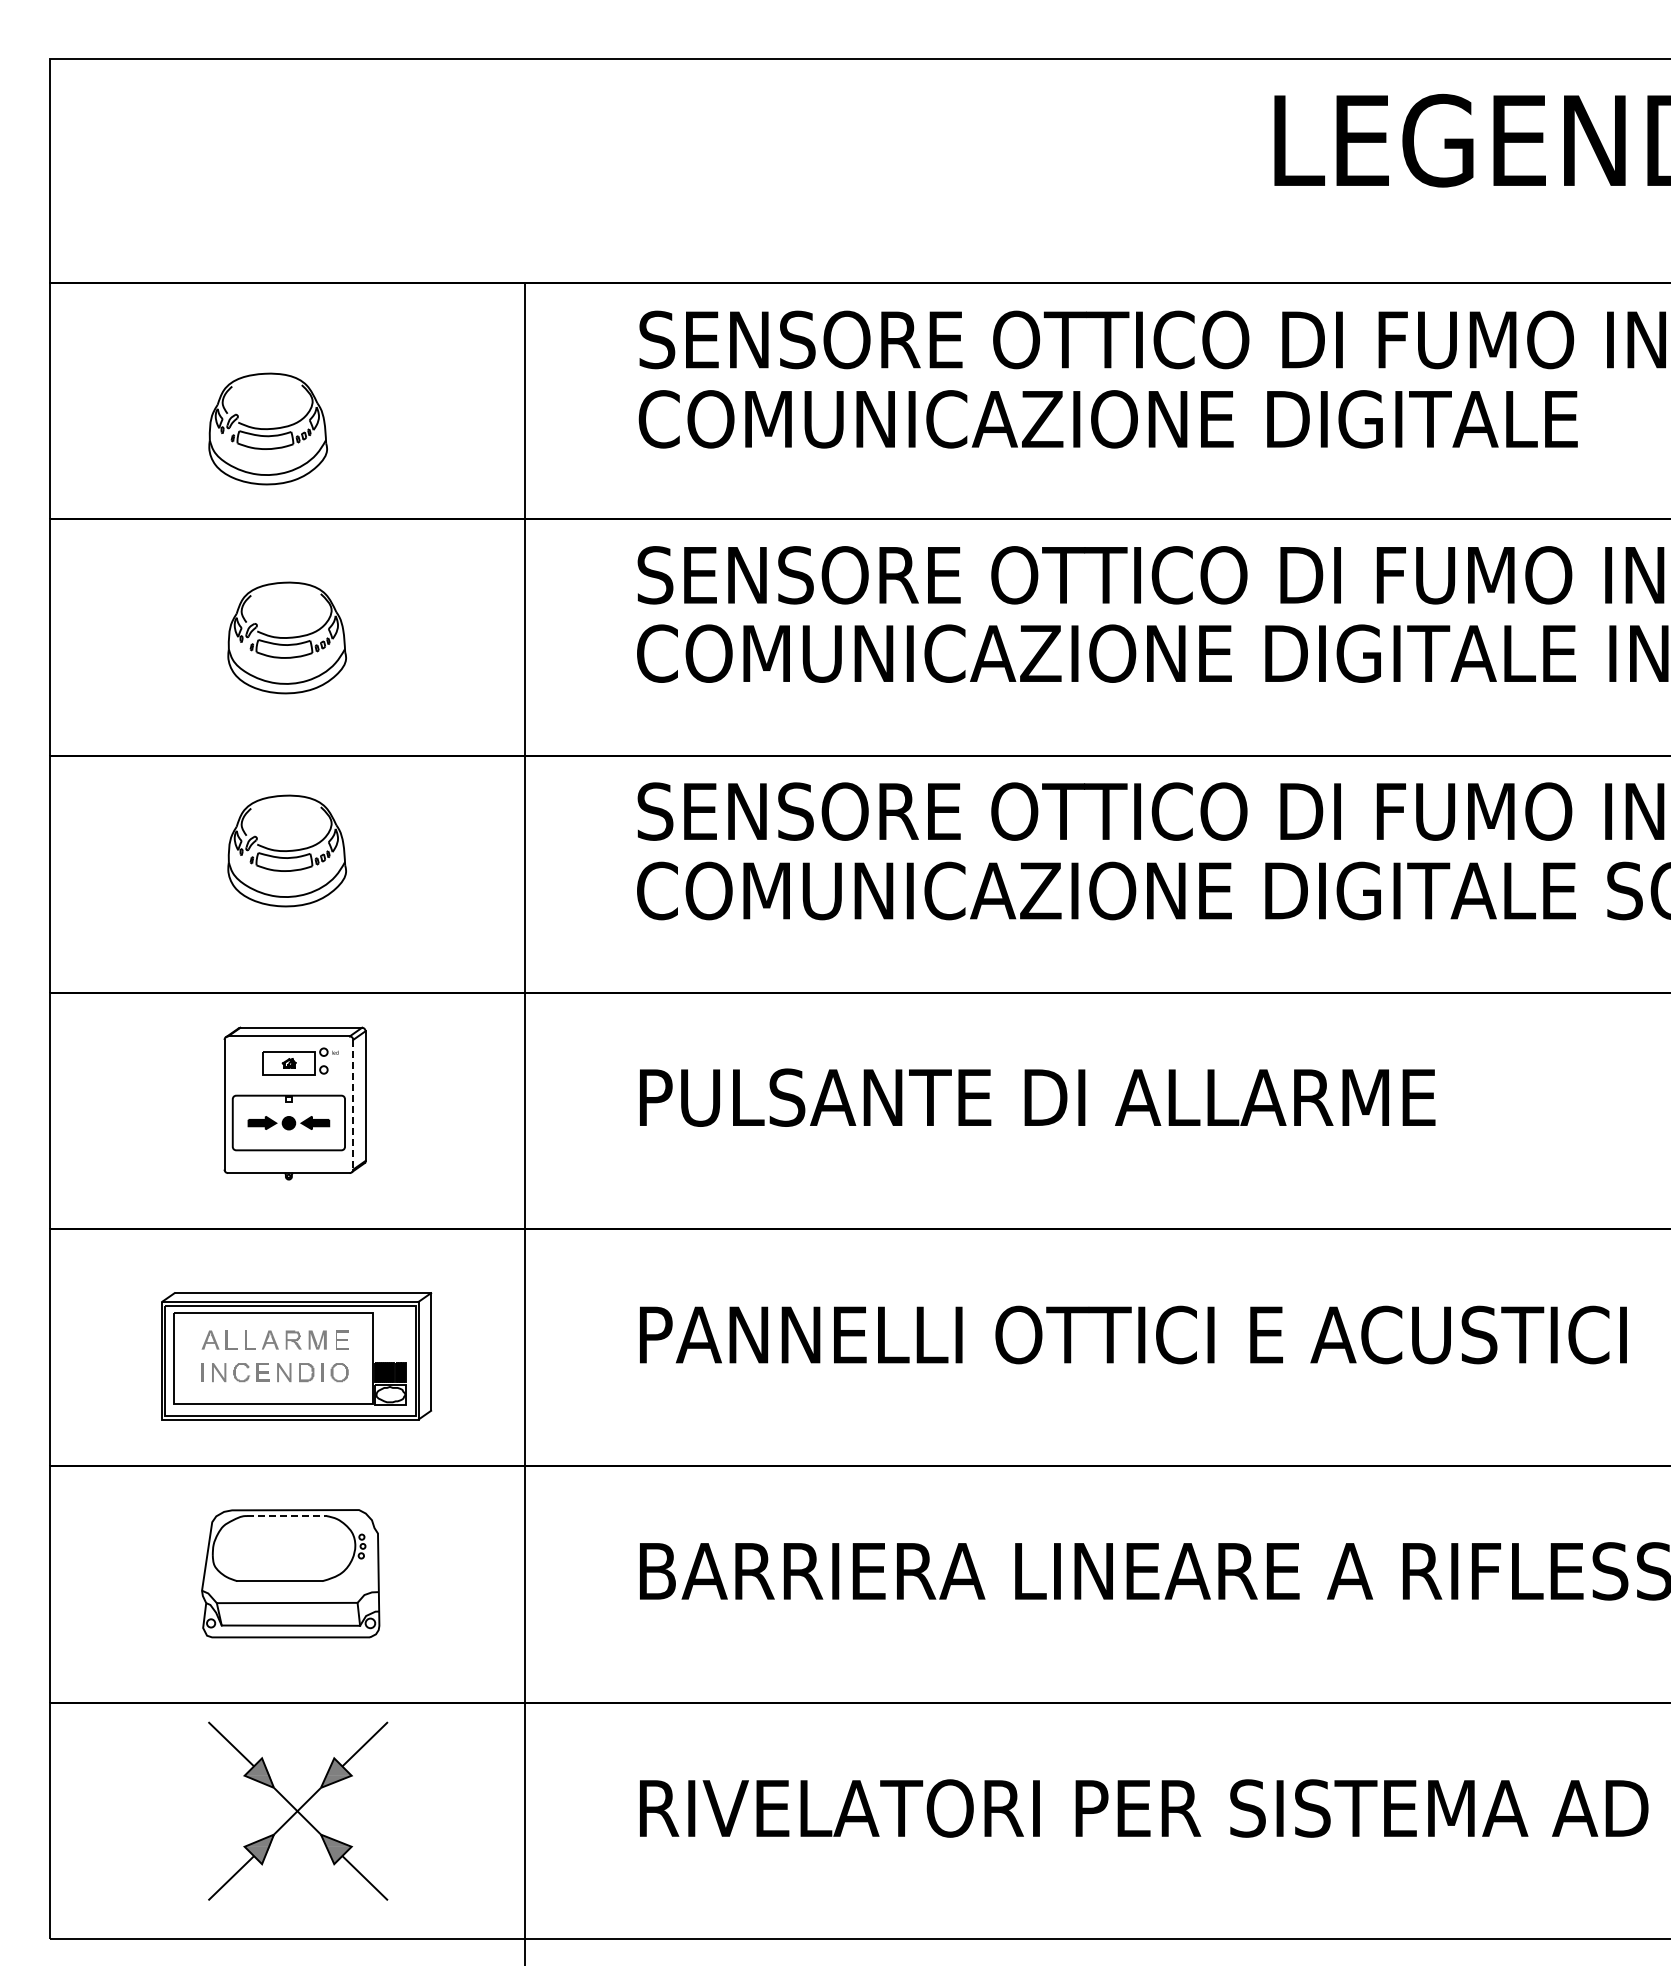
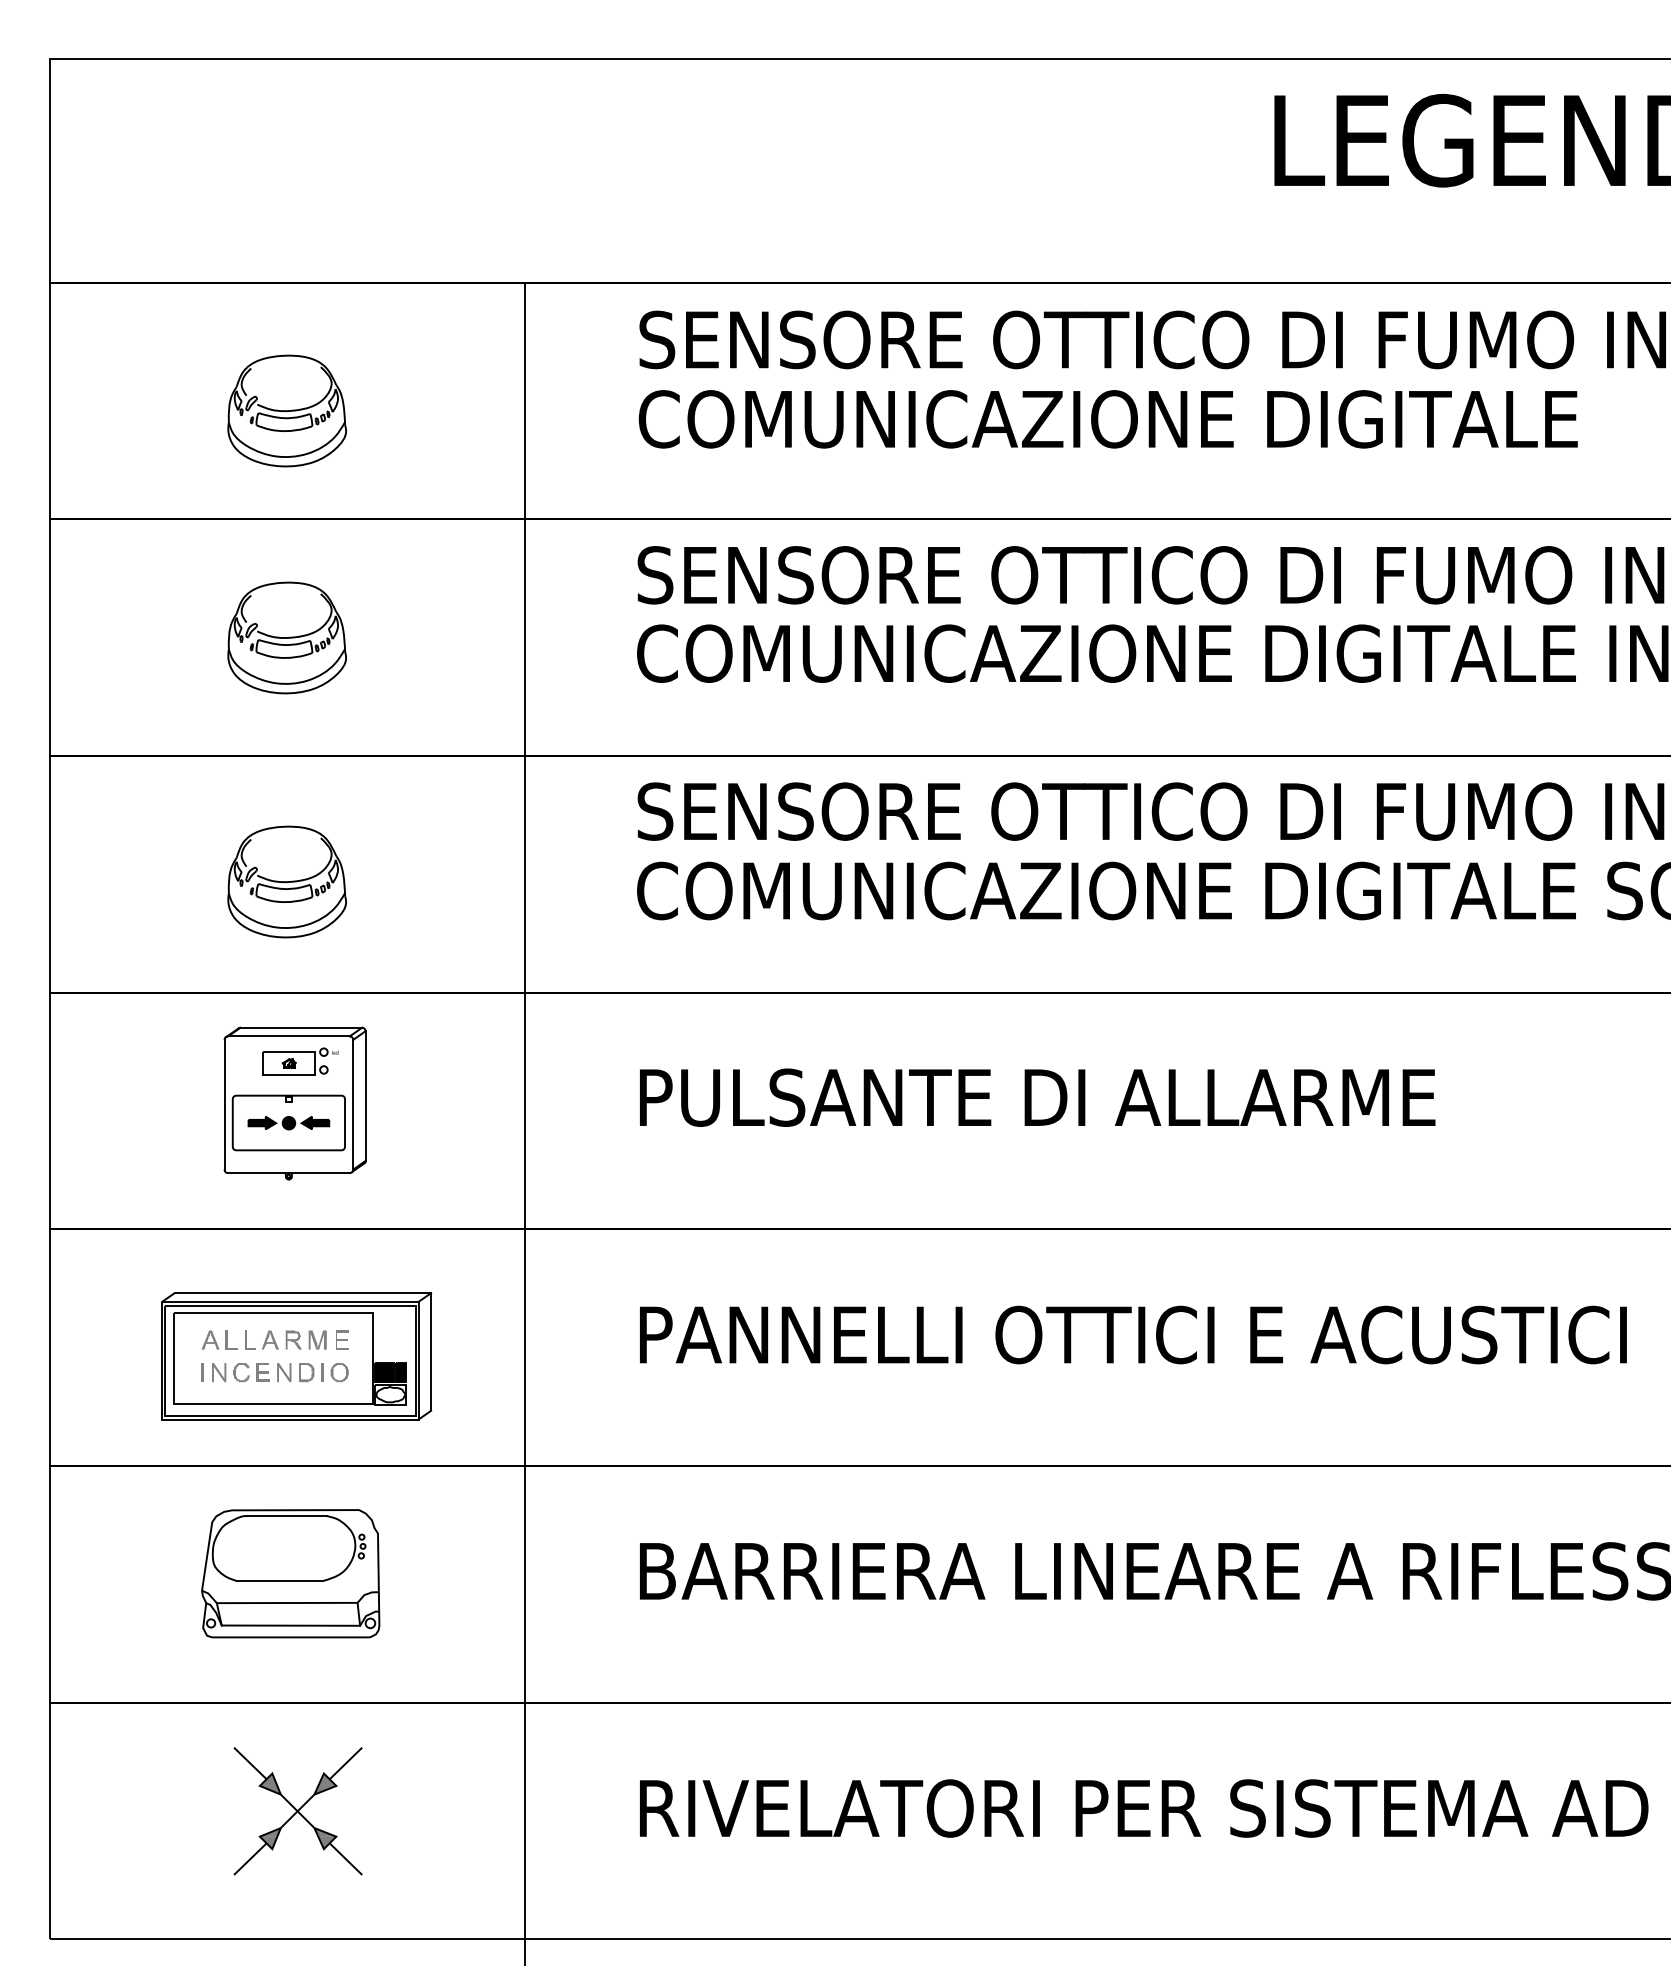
part position: (267, 428) -> (286, 410) (286, 410)
part position: (286, 850) -> (286, 881) (286, 881)
line: dashed -> solid (353, 1104)
line: dashed -> solid (286, 1516)
part size: 181x180 px -> 130x129 px (297, 1811)
